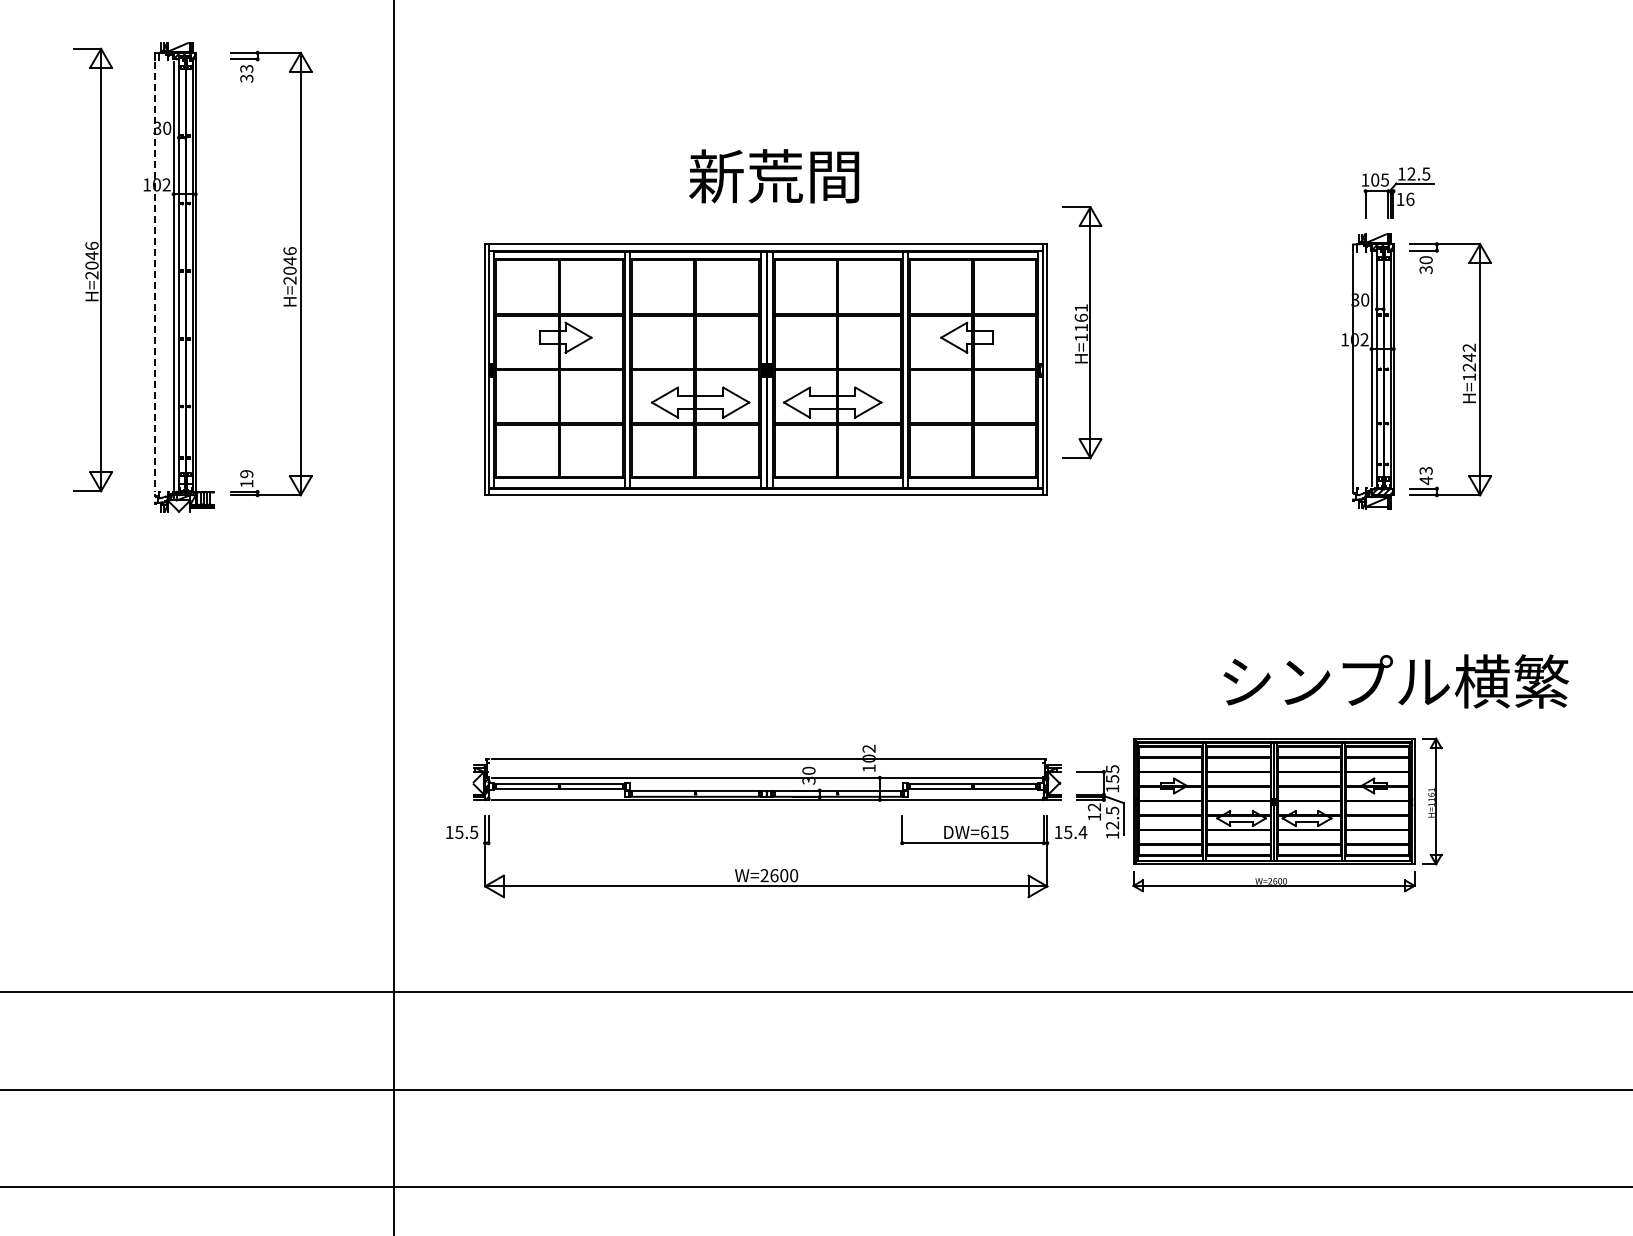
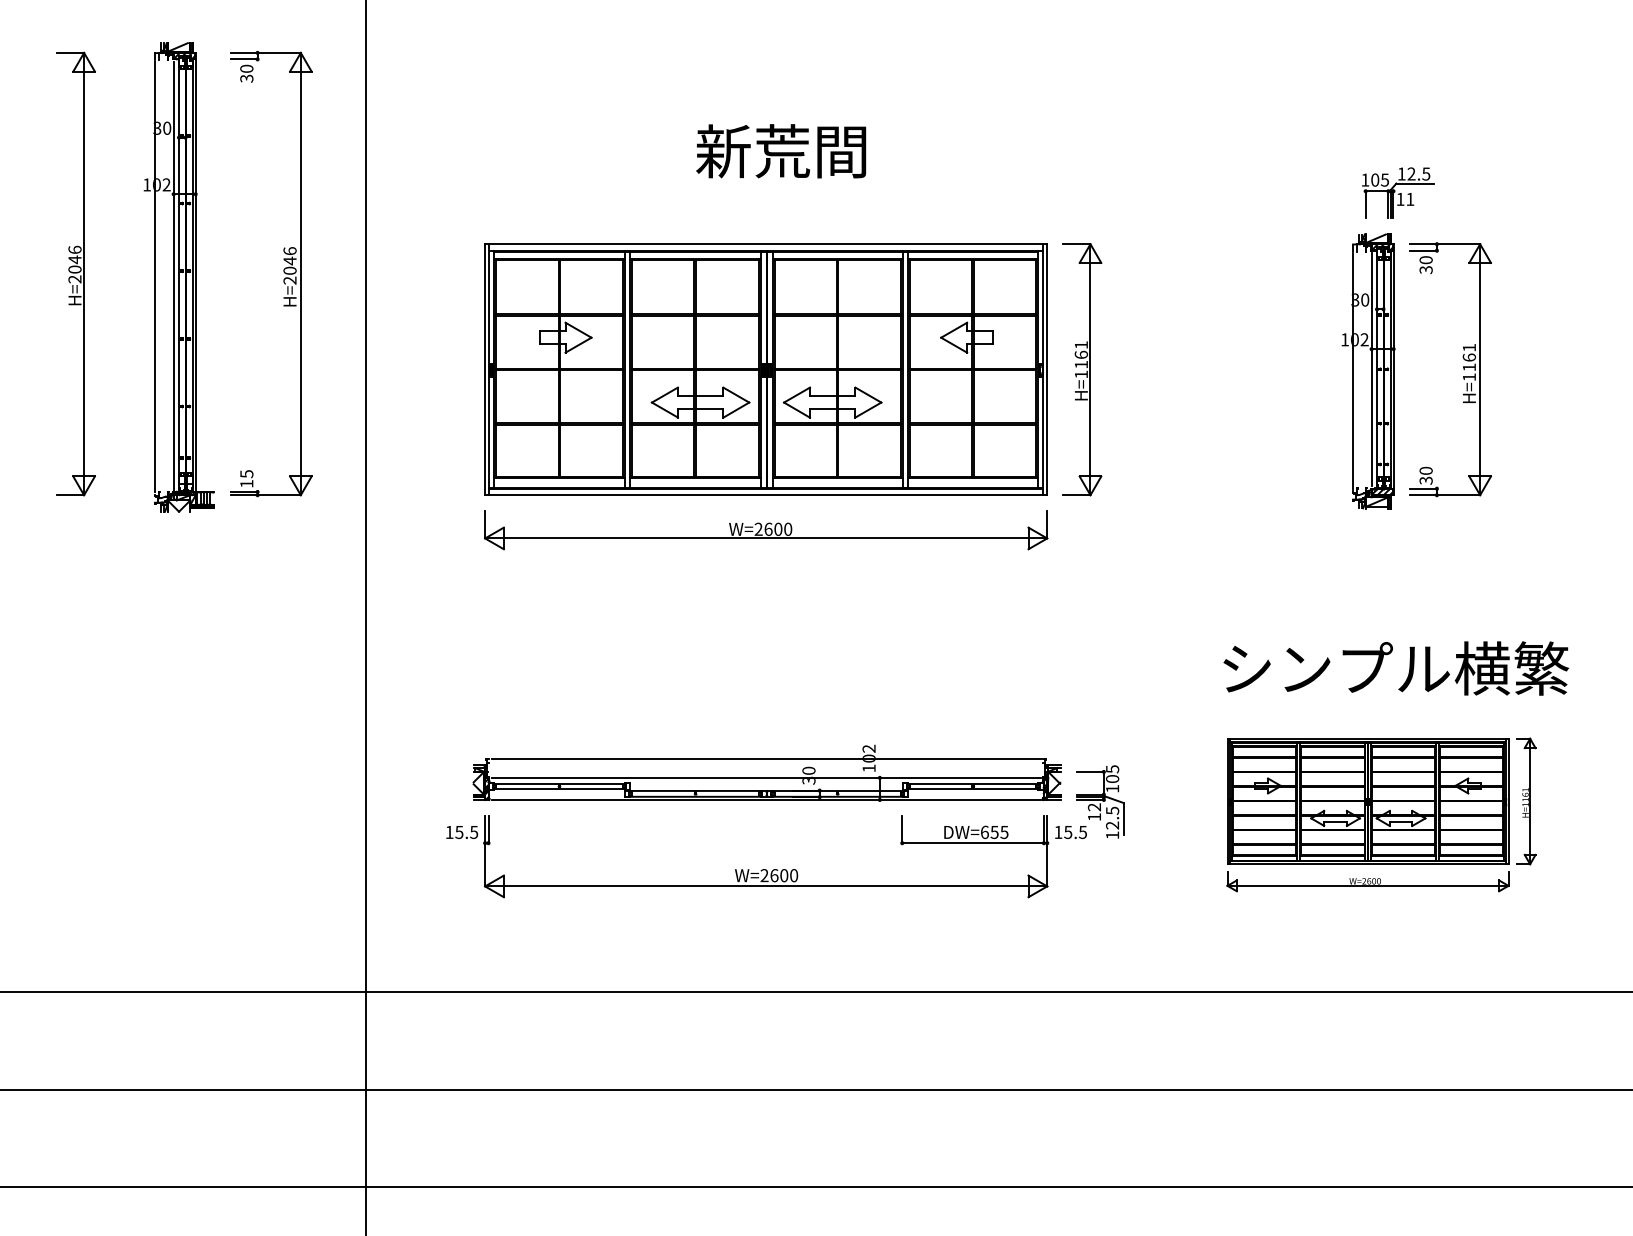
text: 33 -> 30 (246, 68)
text position: (774, 176) -> (781, 151) (781, 151)
text: 16 -> 11 (1410, 198)
part position: (92, 269) -> (75, 273) (75, 273)
line: dashed -> solid (154, 277)
part position: (1082, 332) -> (1082, 369) (1082, 369)
text: H=1242 -> H=1161 (1469, 357)
text: 19 -> 15 (246, 474)
text: 43 -> 30 (1425, 475)
part: none -> present (766, 530)
line position: (394, 617) -> (366, 617) (366, 617)
text position: (1396, 681) -> (1396, 668) (1396, 668)
text: 155 -> 105 (1112, 779)
part position: (1287, 814) -> (1381, 814) (1381, 814)
text: DW=615 -> DW=655 (994, 832)
text: 15.4 -> 15.5 (1082, 832)
